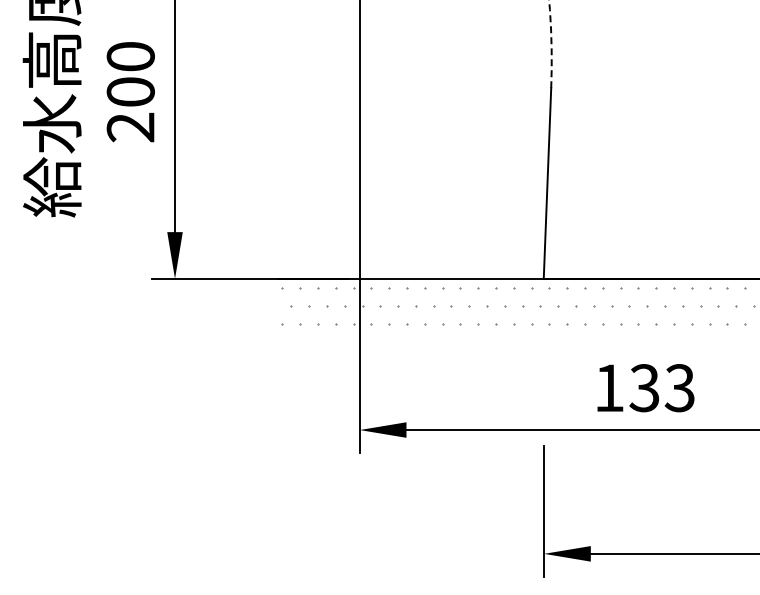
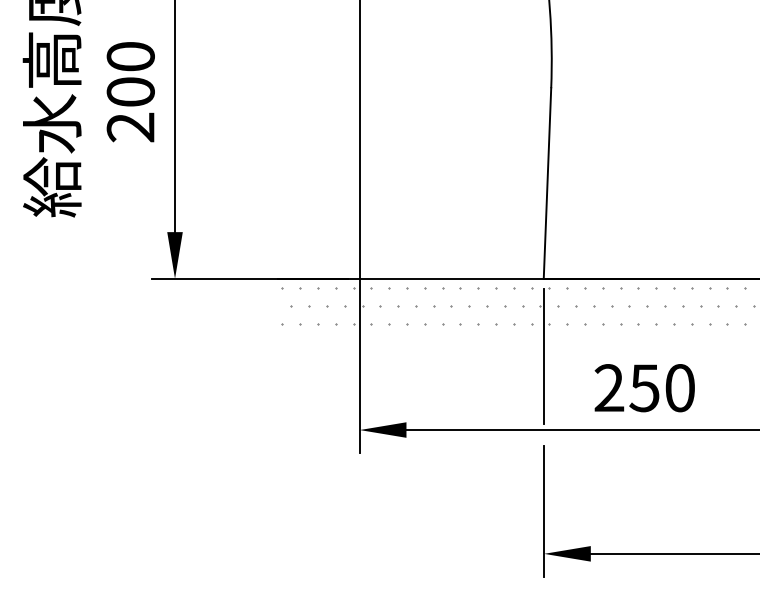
arc: dashed -> solid (551, 43)
line: none -> present (544, 356)
text: 133 -> 250 (644, 388)
